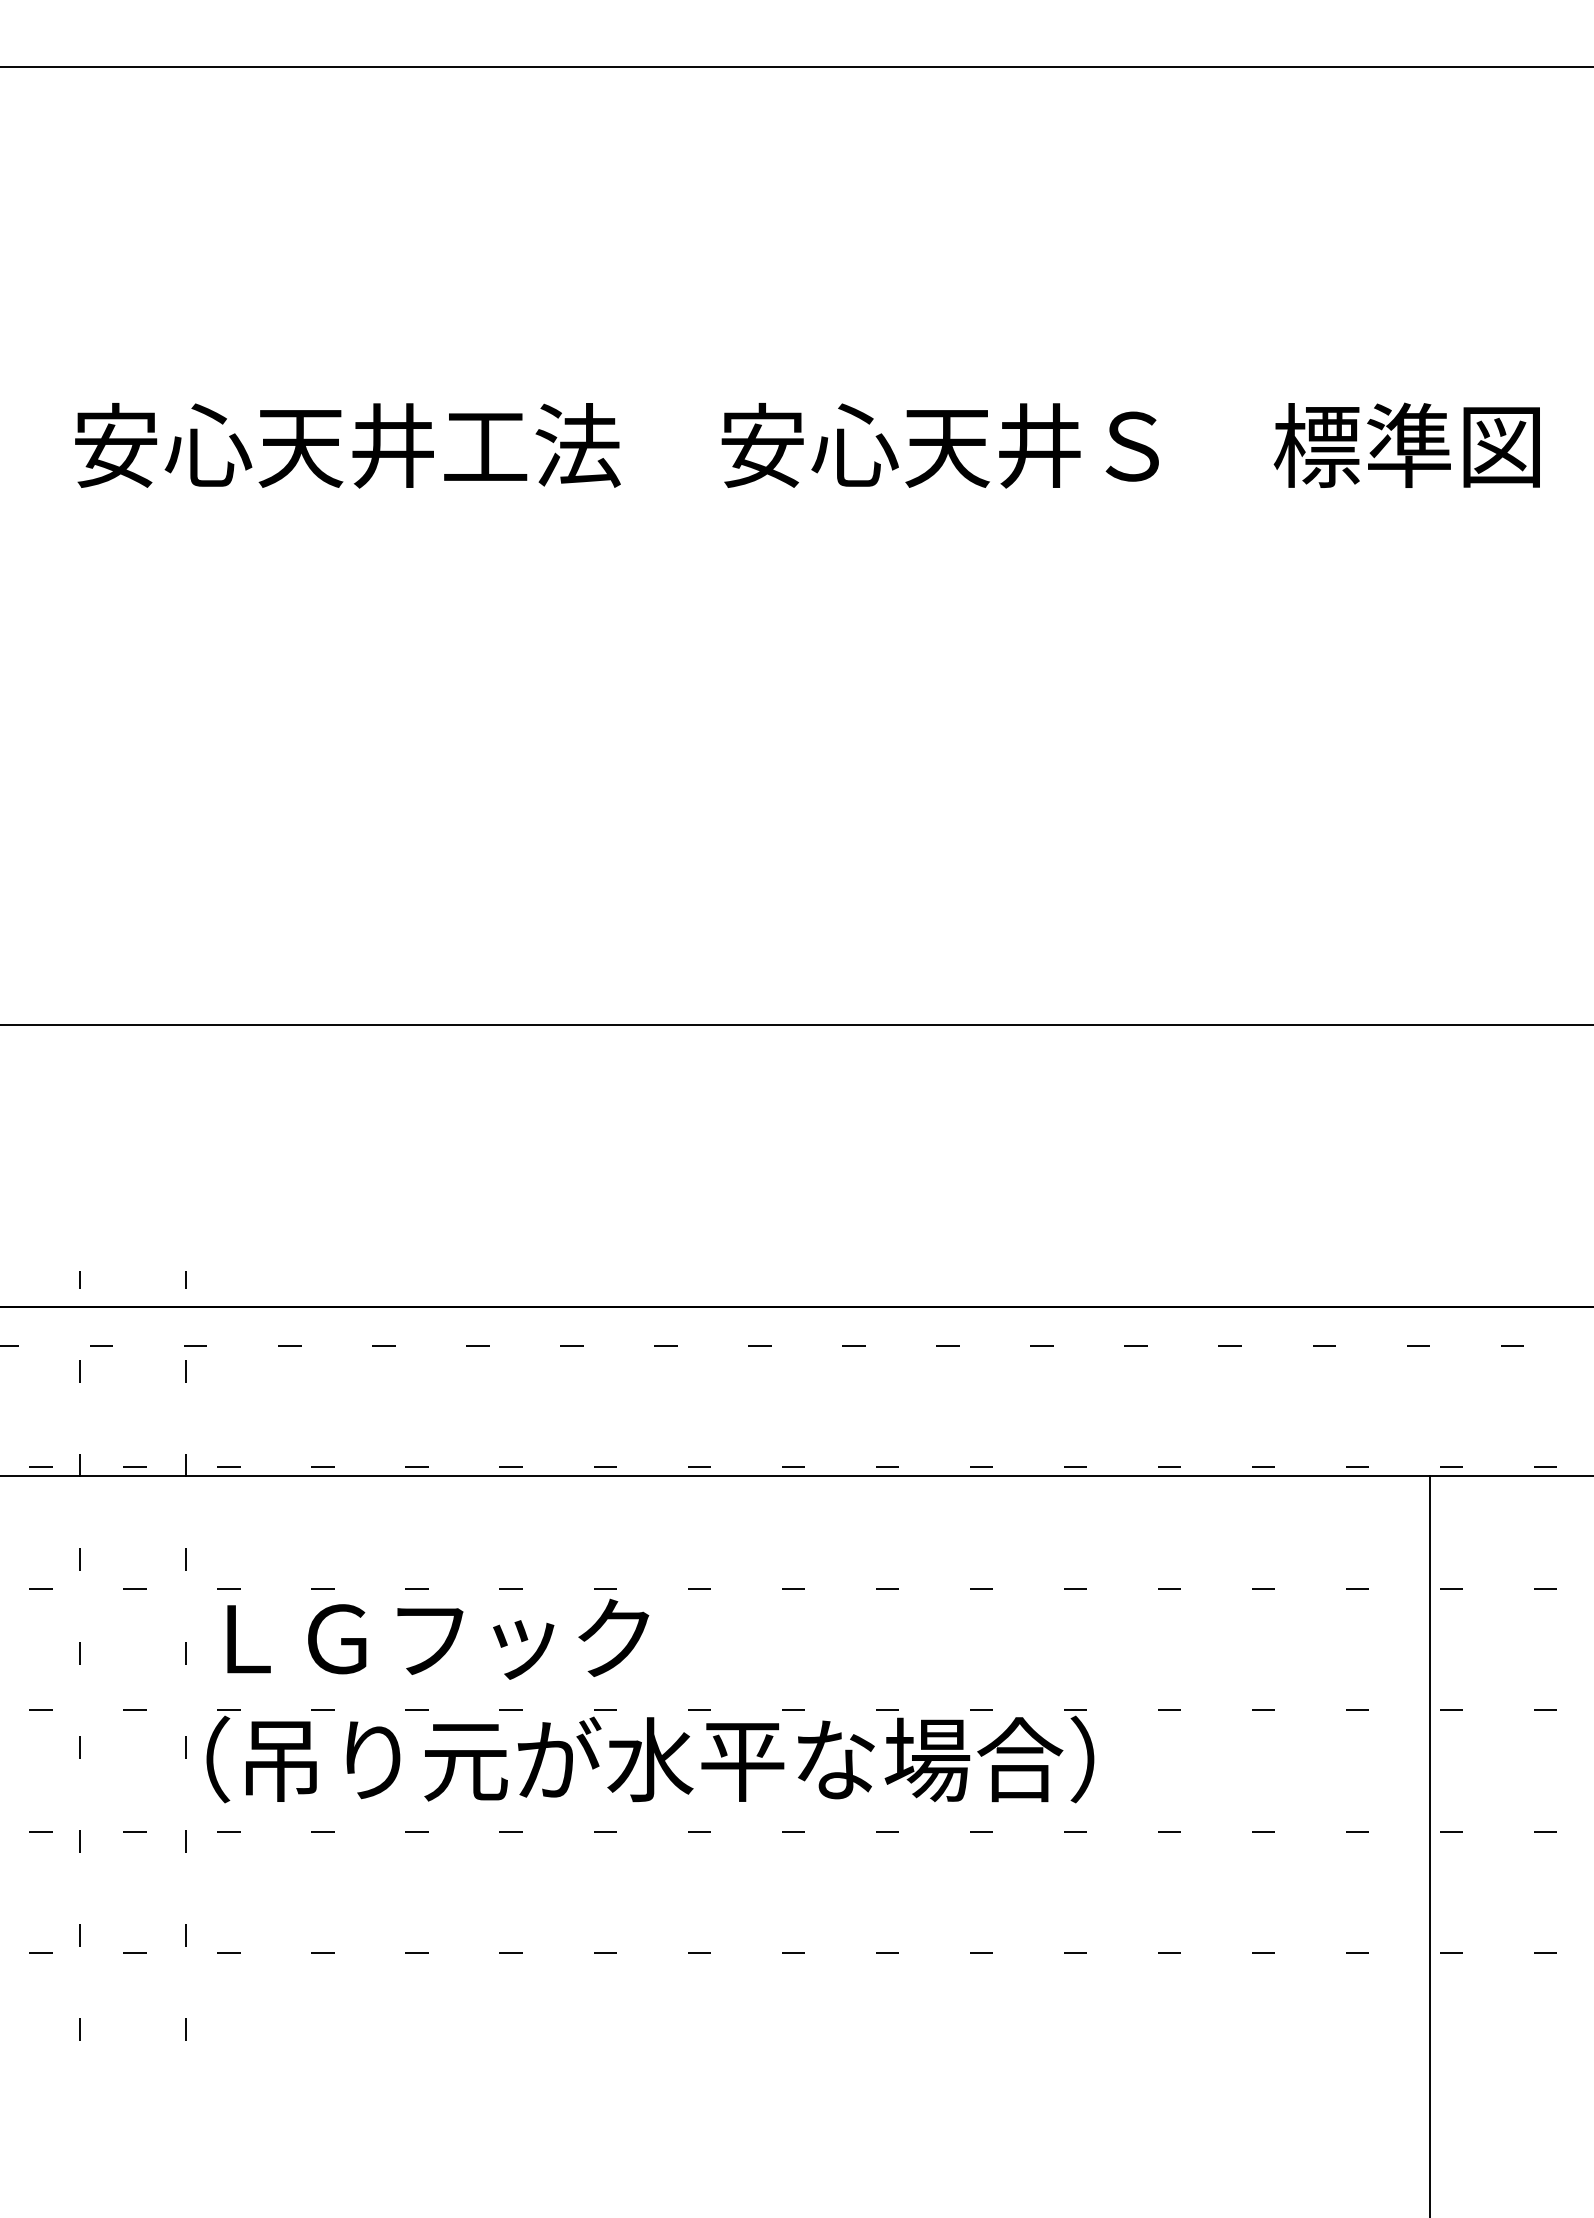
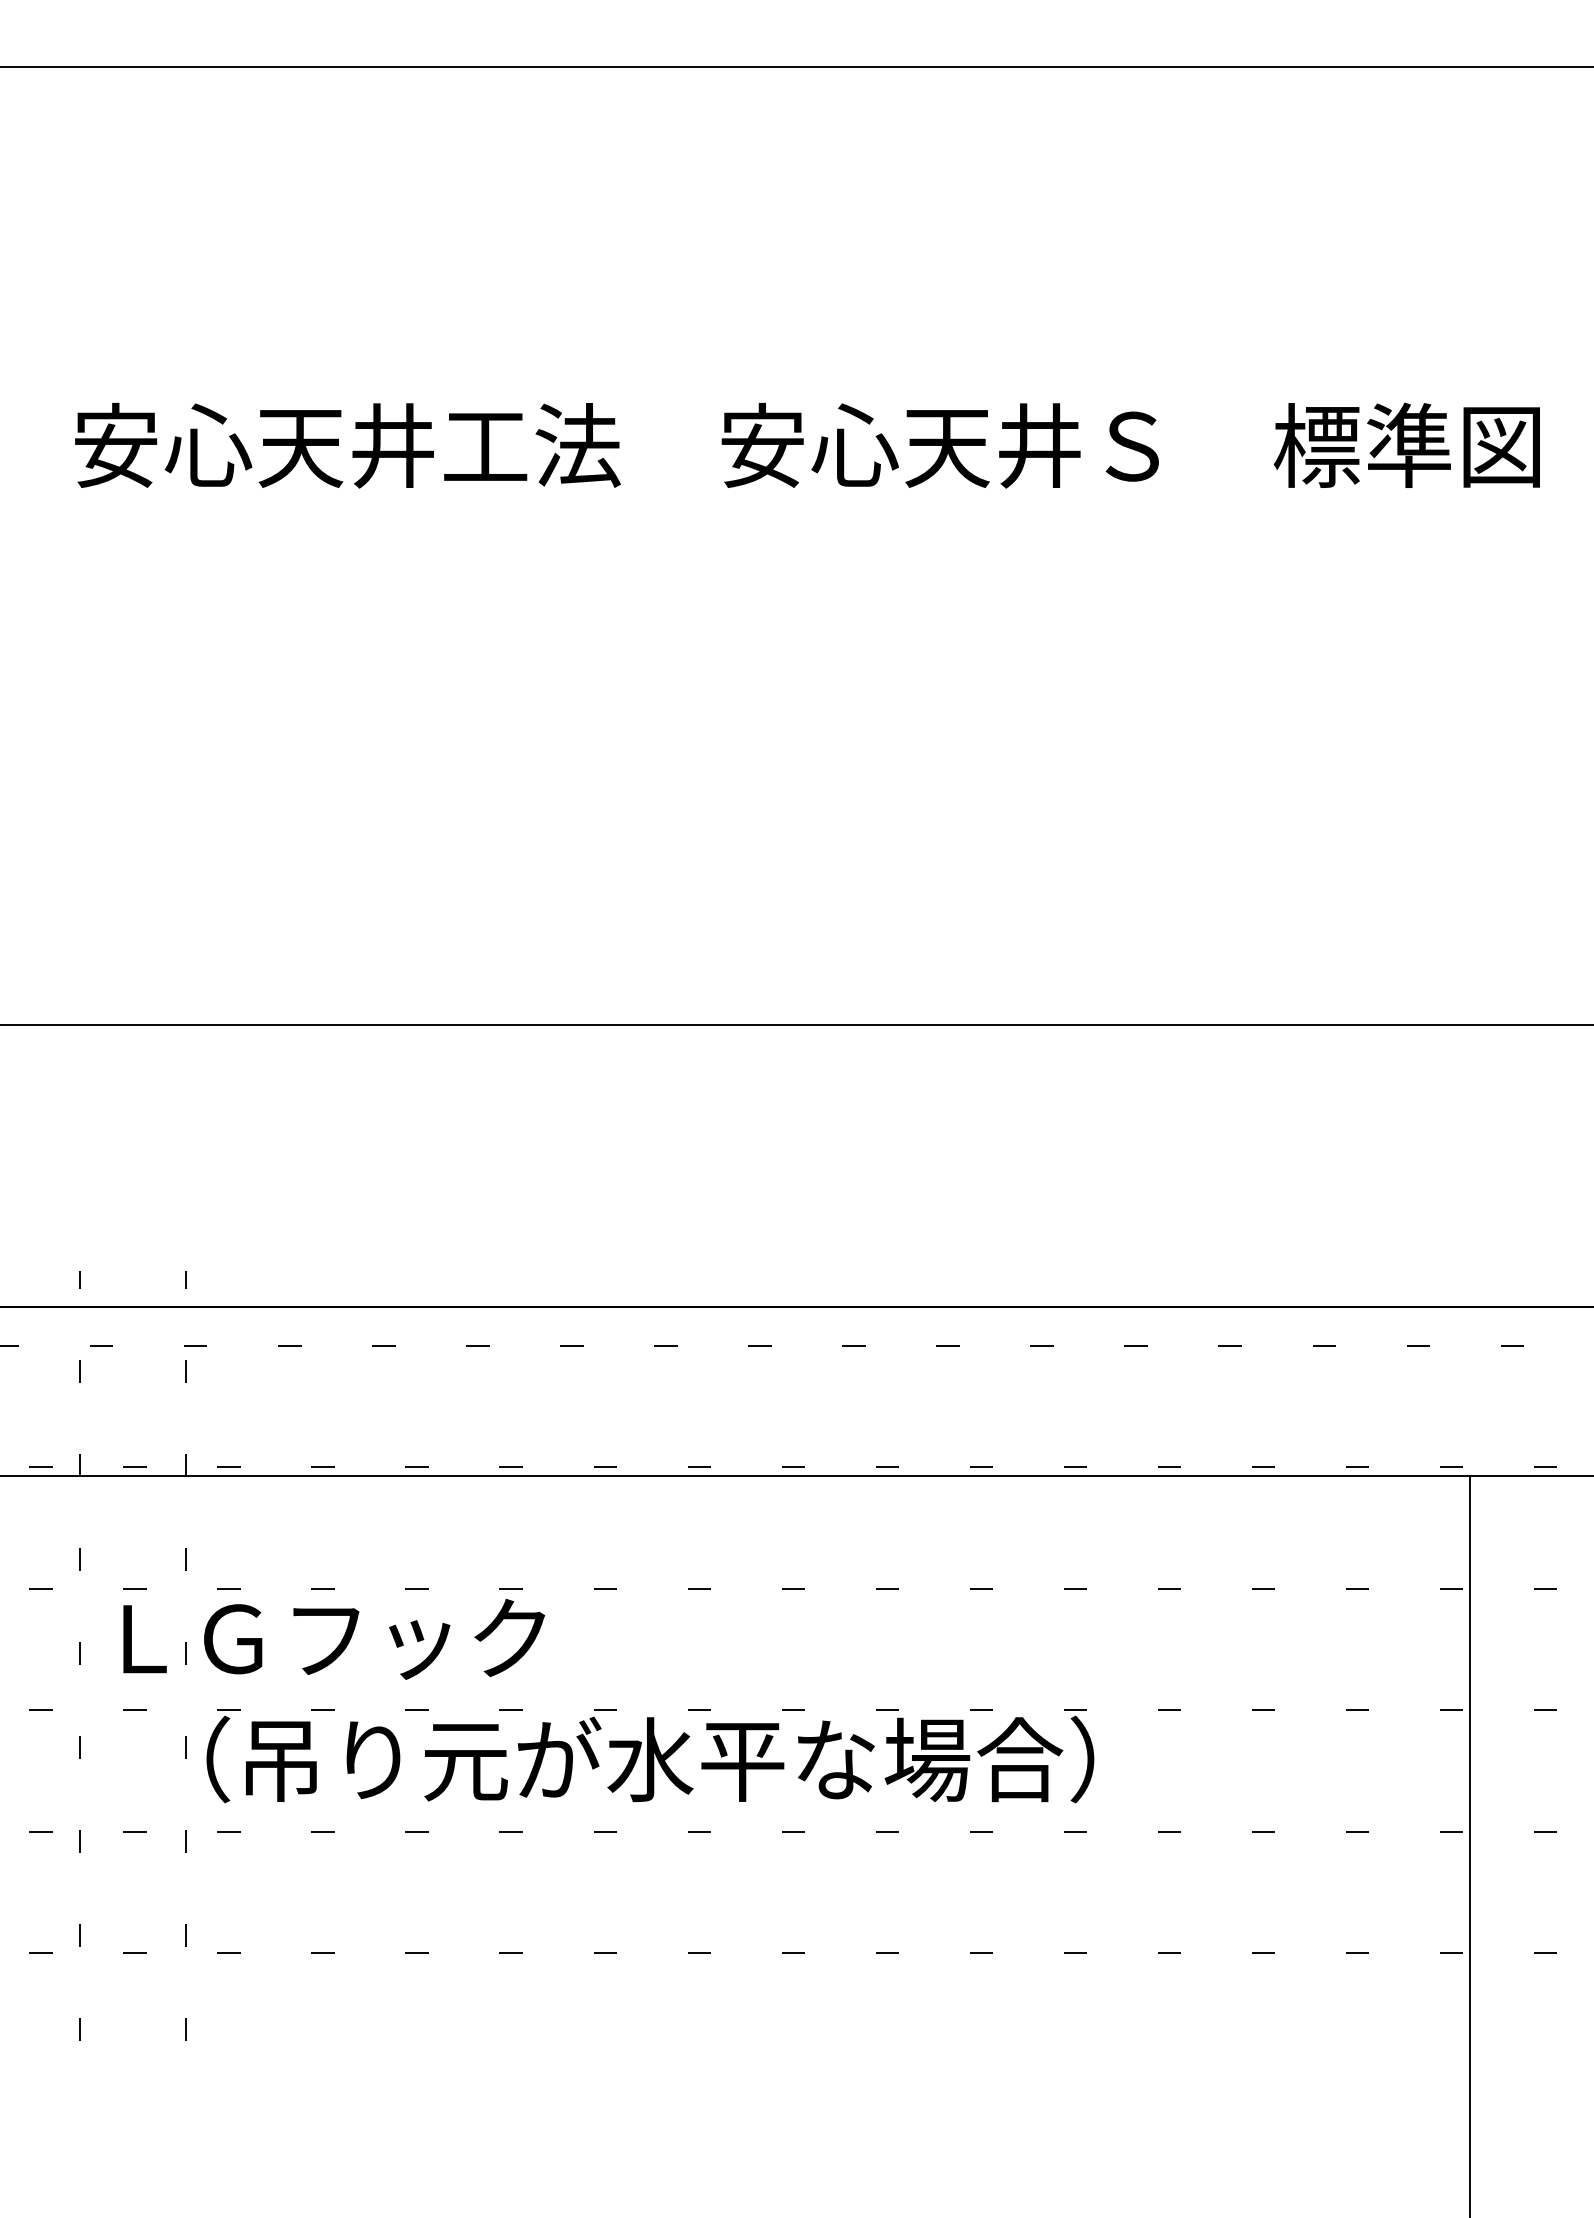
text position: (438, 1638) -> (334, 1638) (334, 1638)
line position: (1429, 1845) -> (1469, 1845) (1469, 1845)
